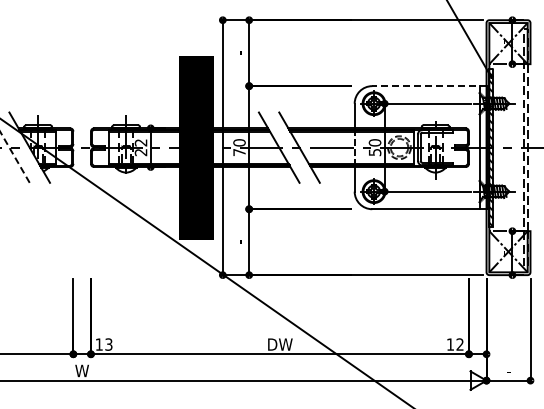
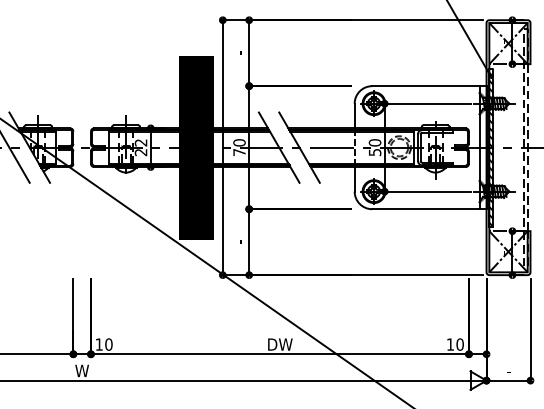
line: dashed -> solid (428, 86)
line: dashed -> solid (14, 157)
text: 13 -> 10 (108, 344)
text: 12 -> 10 (459, 344)
